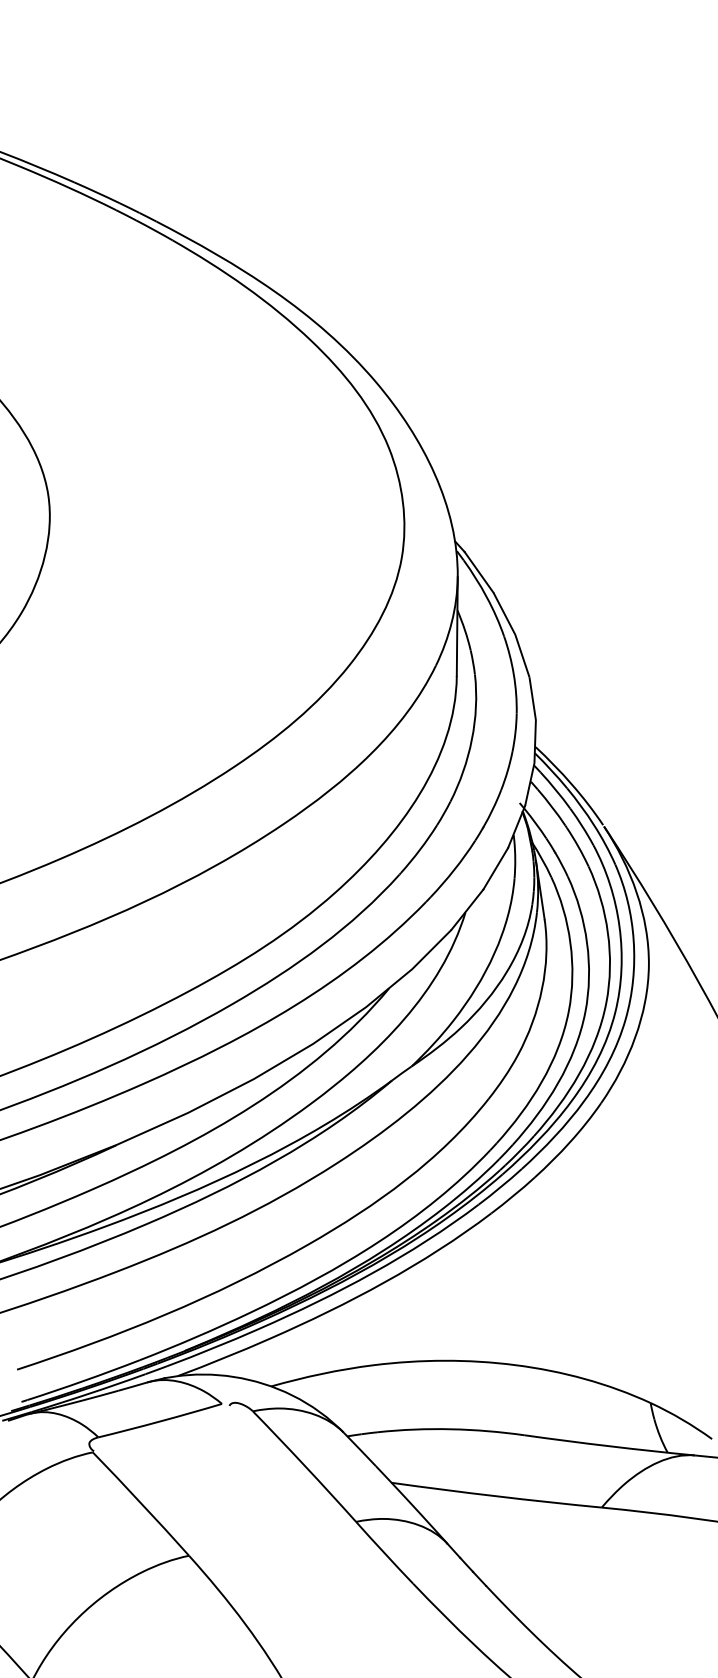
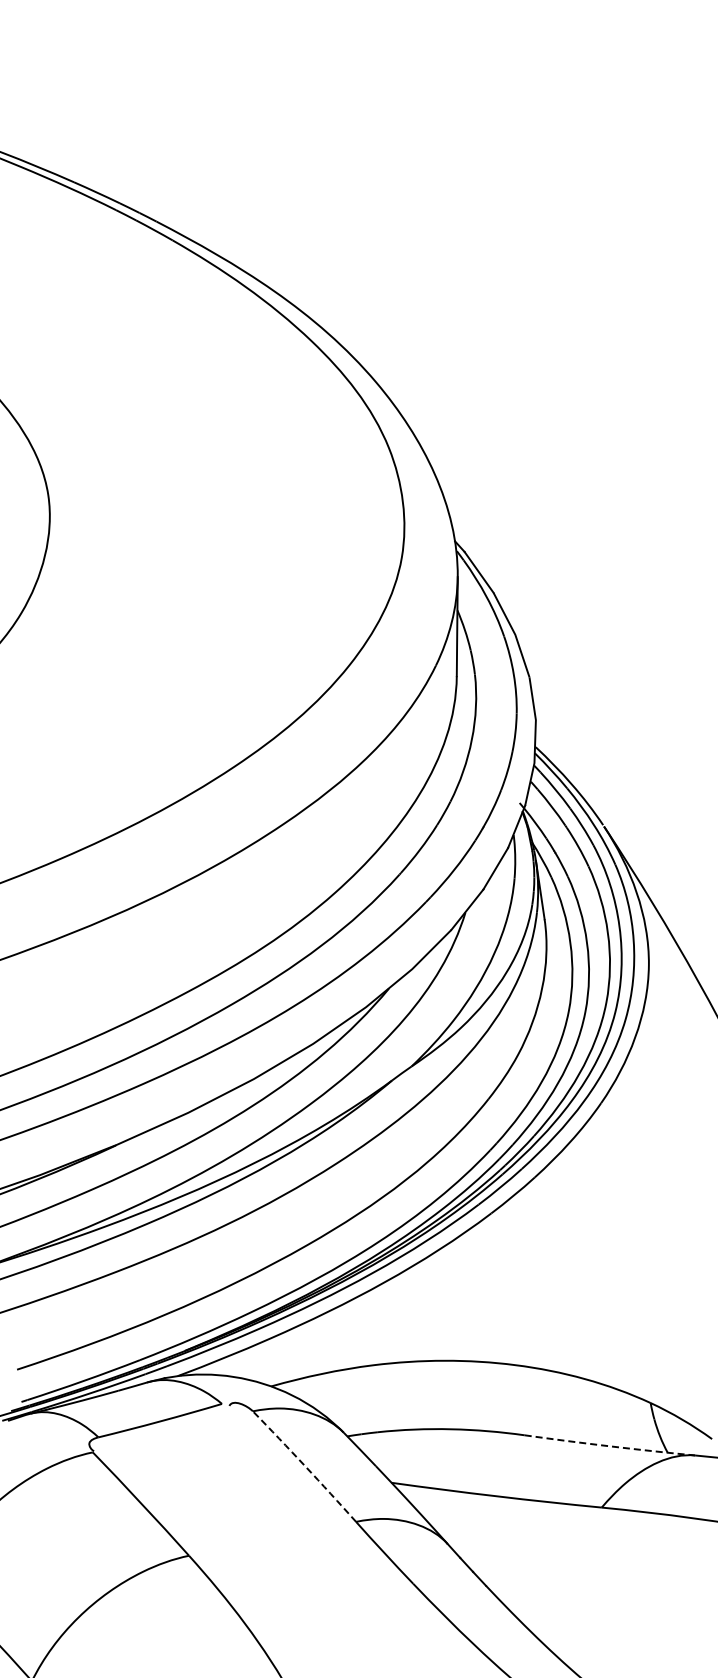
arc: solid -> dashed (609, 1446)
arc: solid -> dashed (305, 1466)
